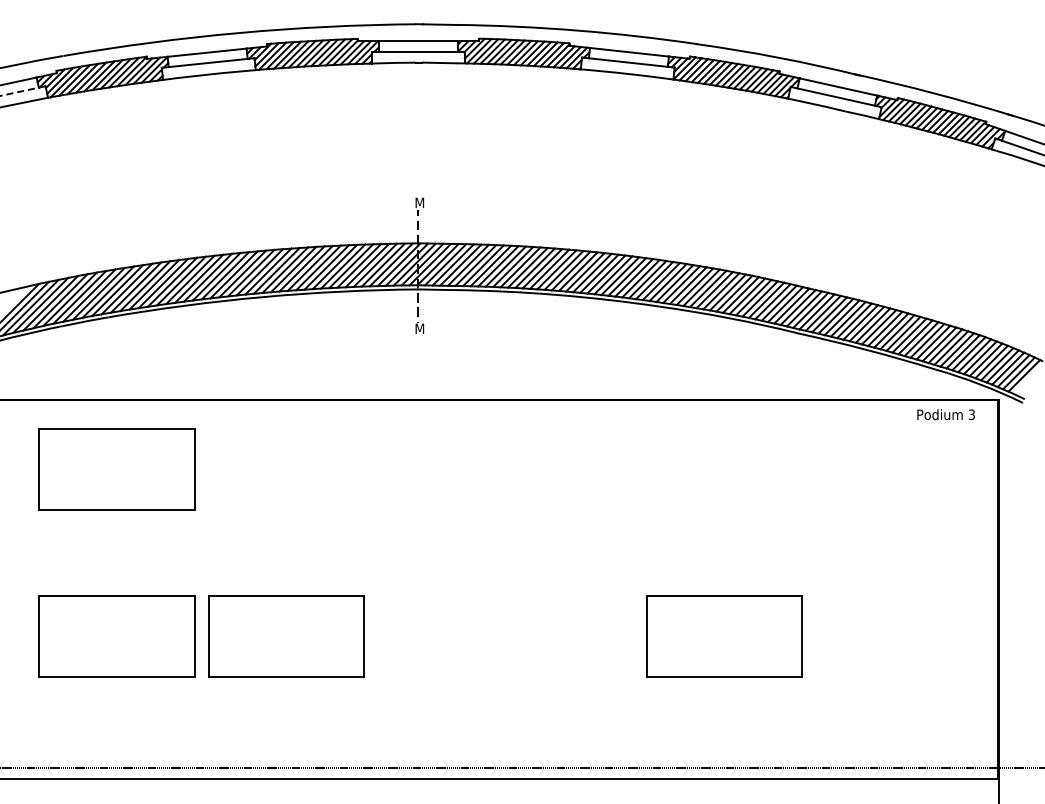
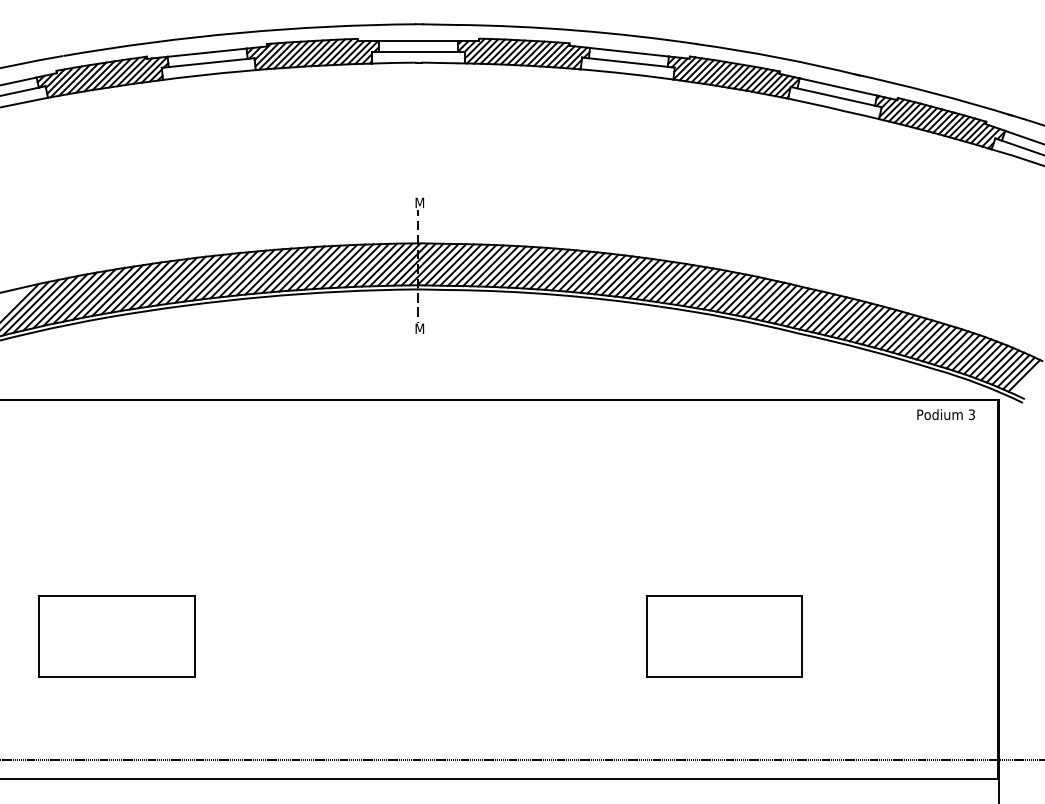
line: dashed -> solid (22, 91)
part: present -> none (116, 469)
part: present -> none (286, 636)
line position: (521, 767) -> (521, 759) (521, 759)
